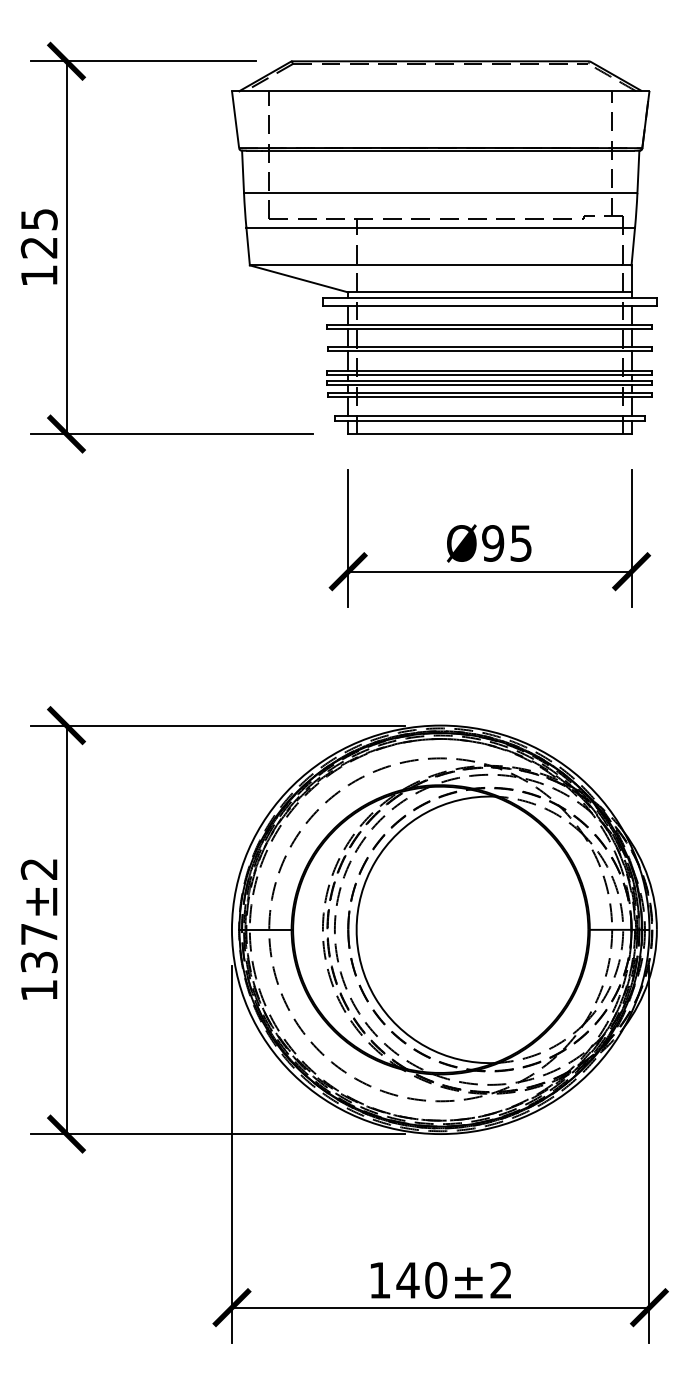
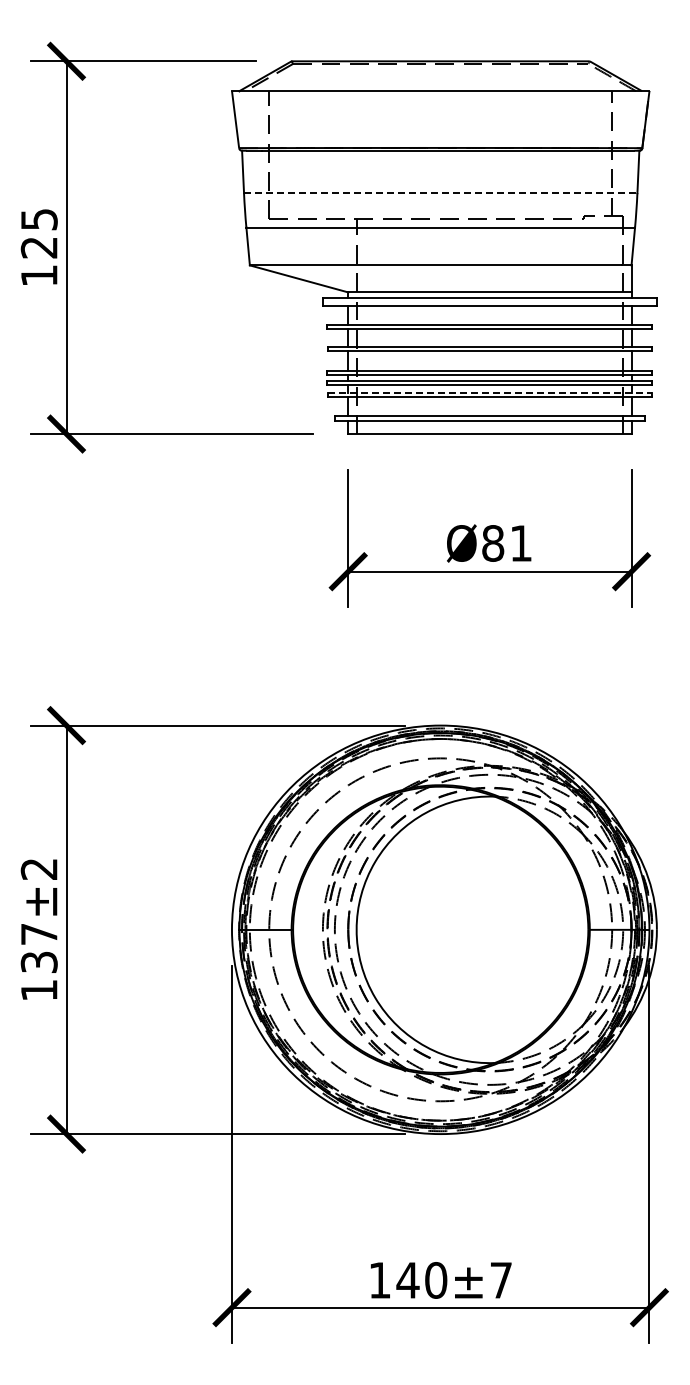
line: solid -> dashed (440, 193)
line: solid -> dashed (490, 392)
text: Ø95 -> Ø81 (506, 543)
text: 140±2 -> 140±7 (500, 1280)
